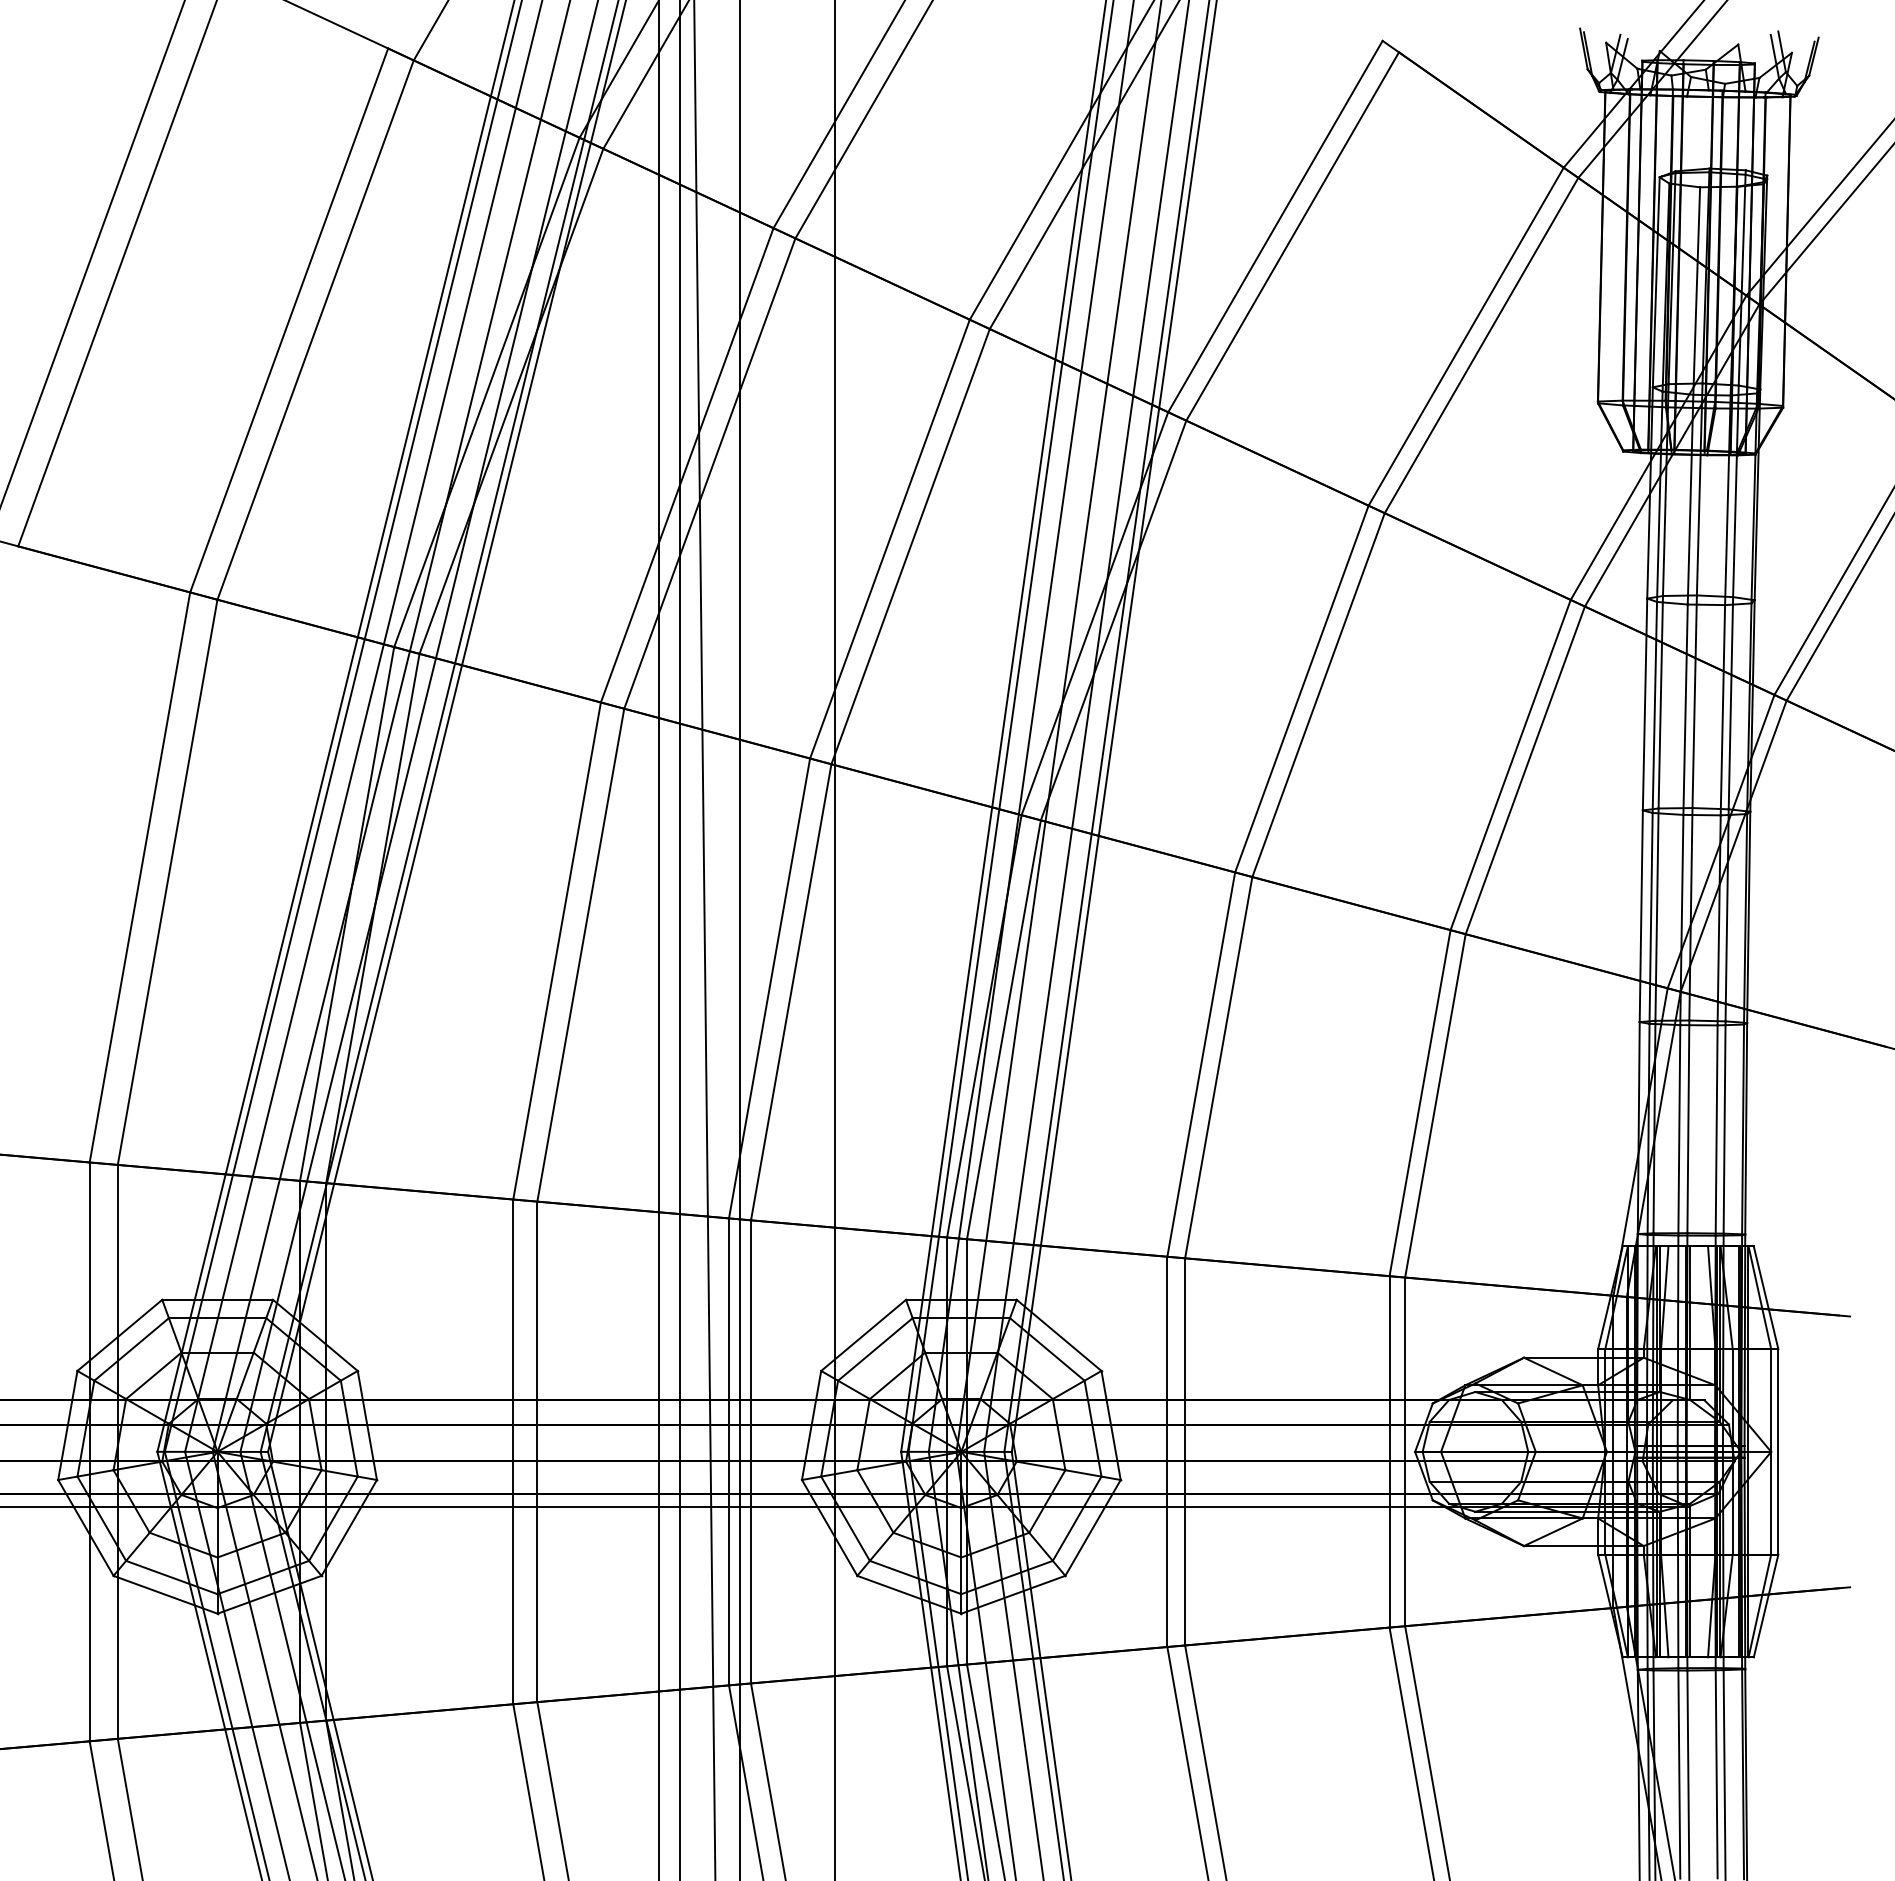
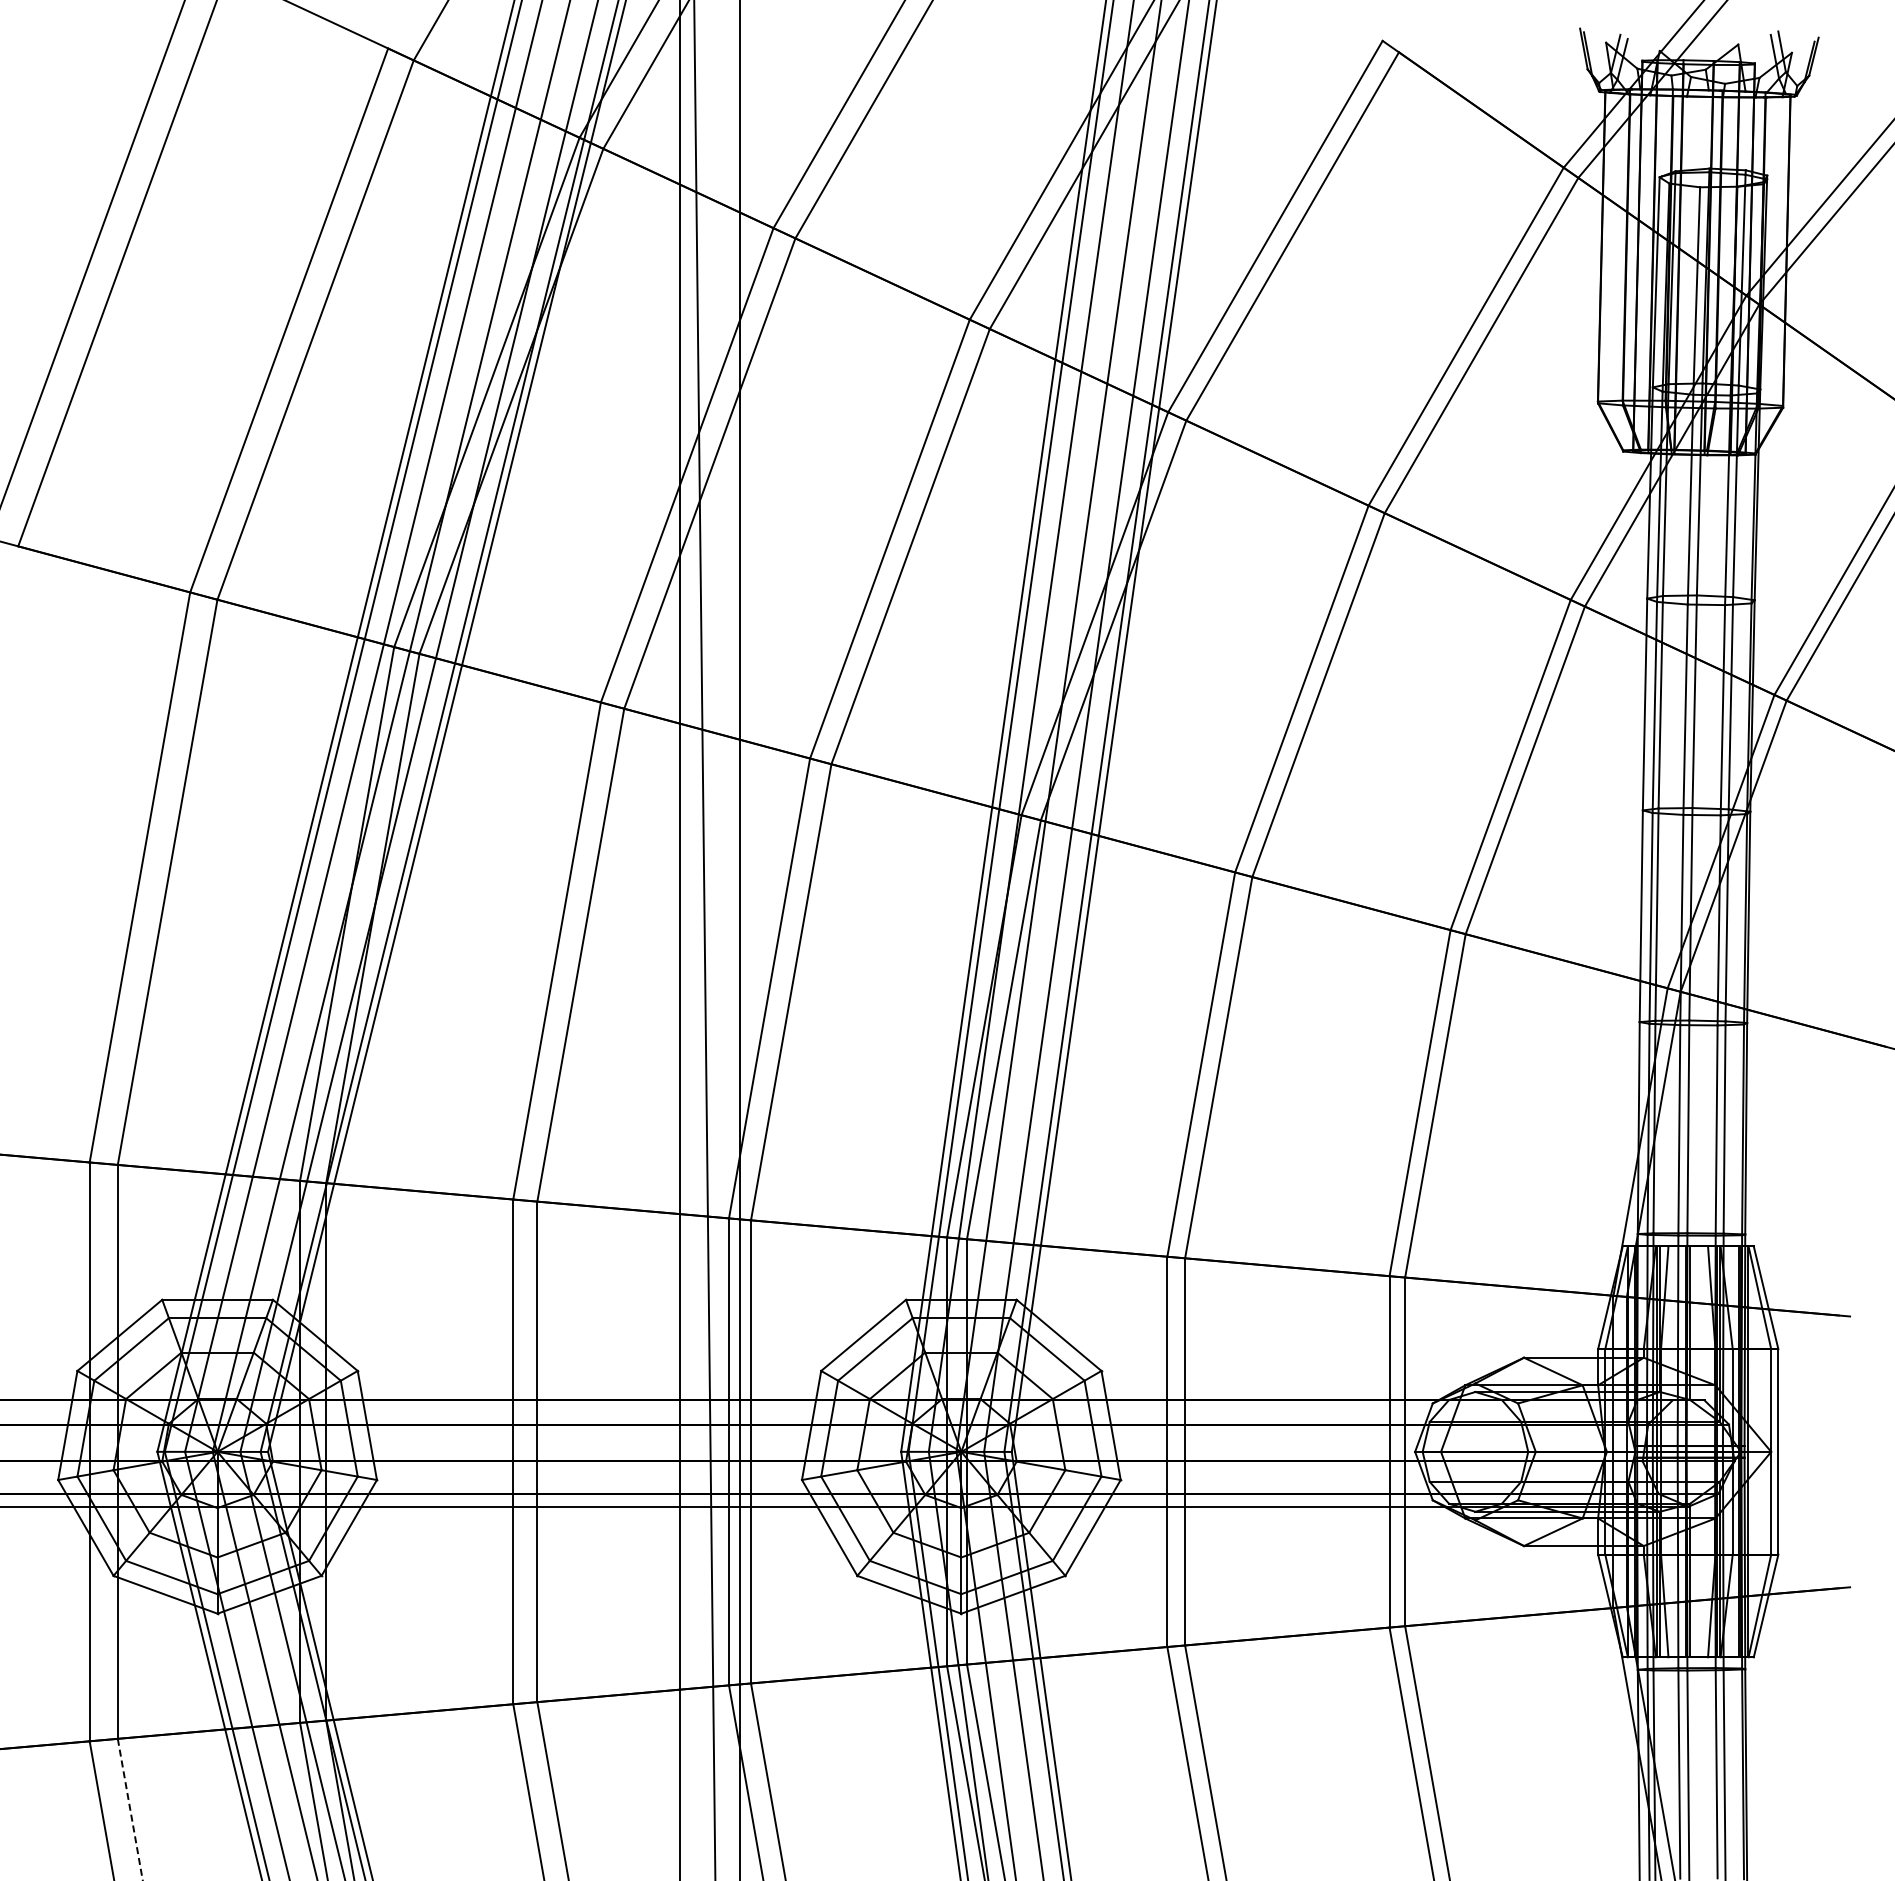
line: present -> none (659, 939)
line: present -> none (834, 939)
line: solid -> dashed (130, 1809)
